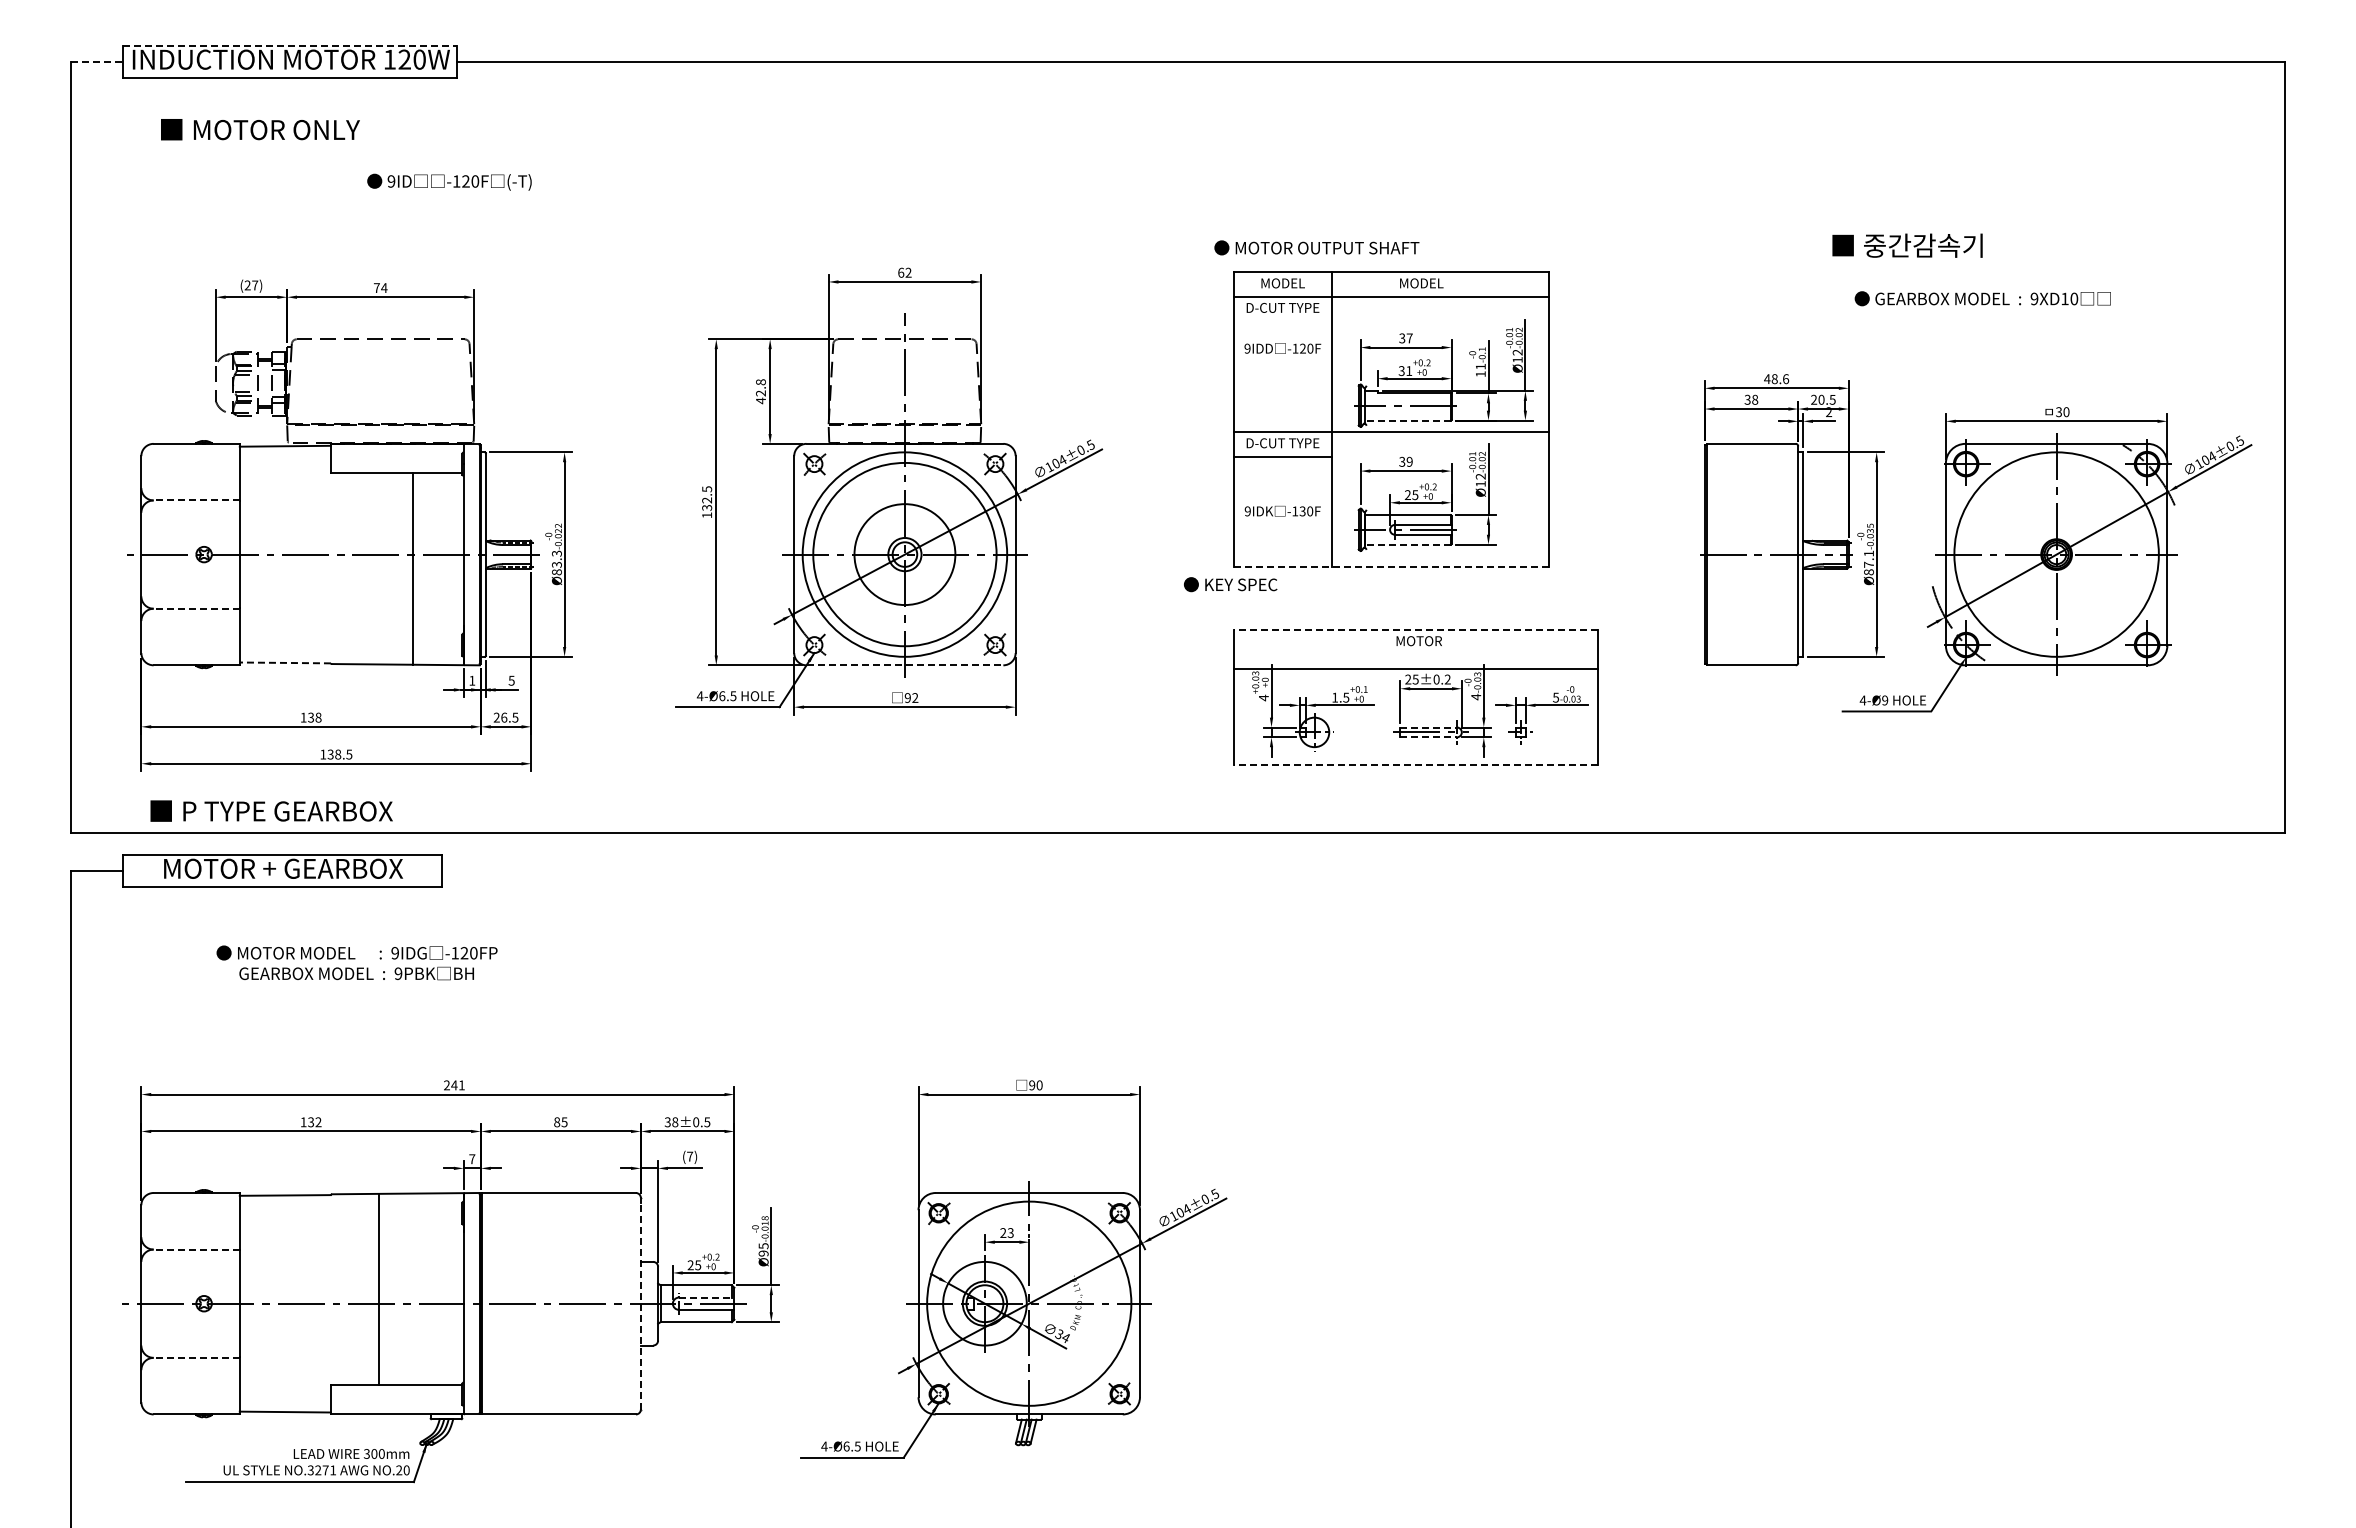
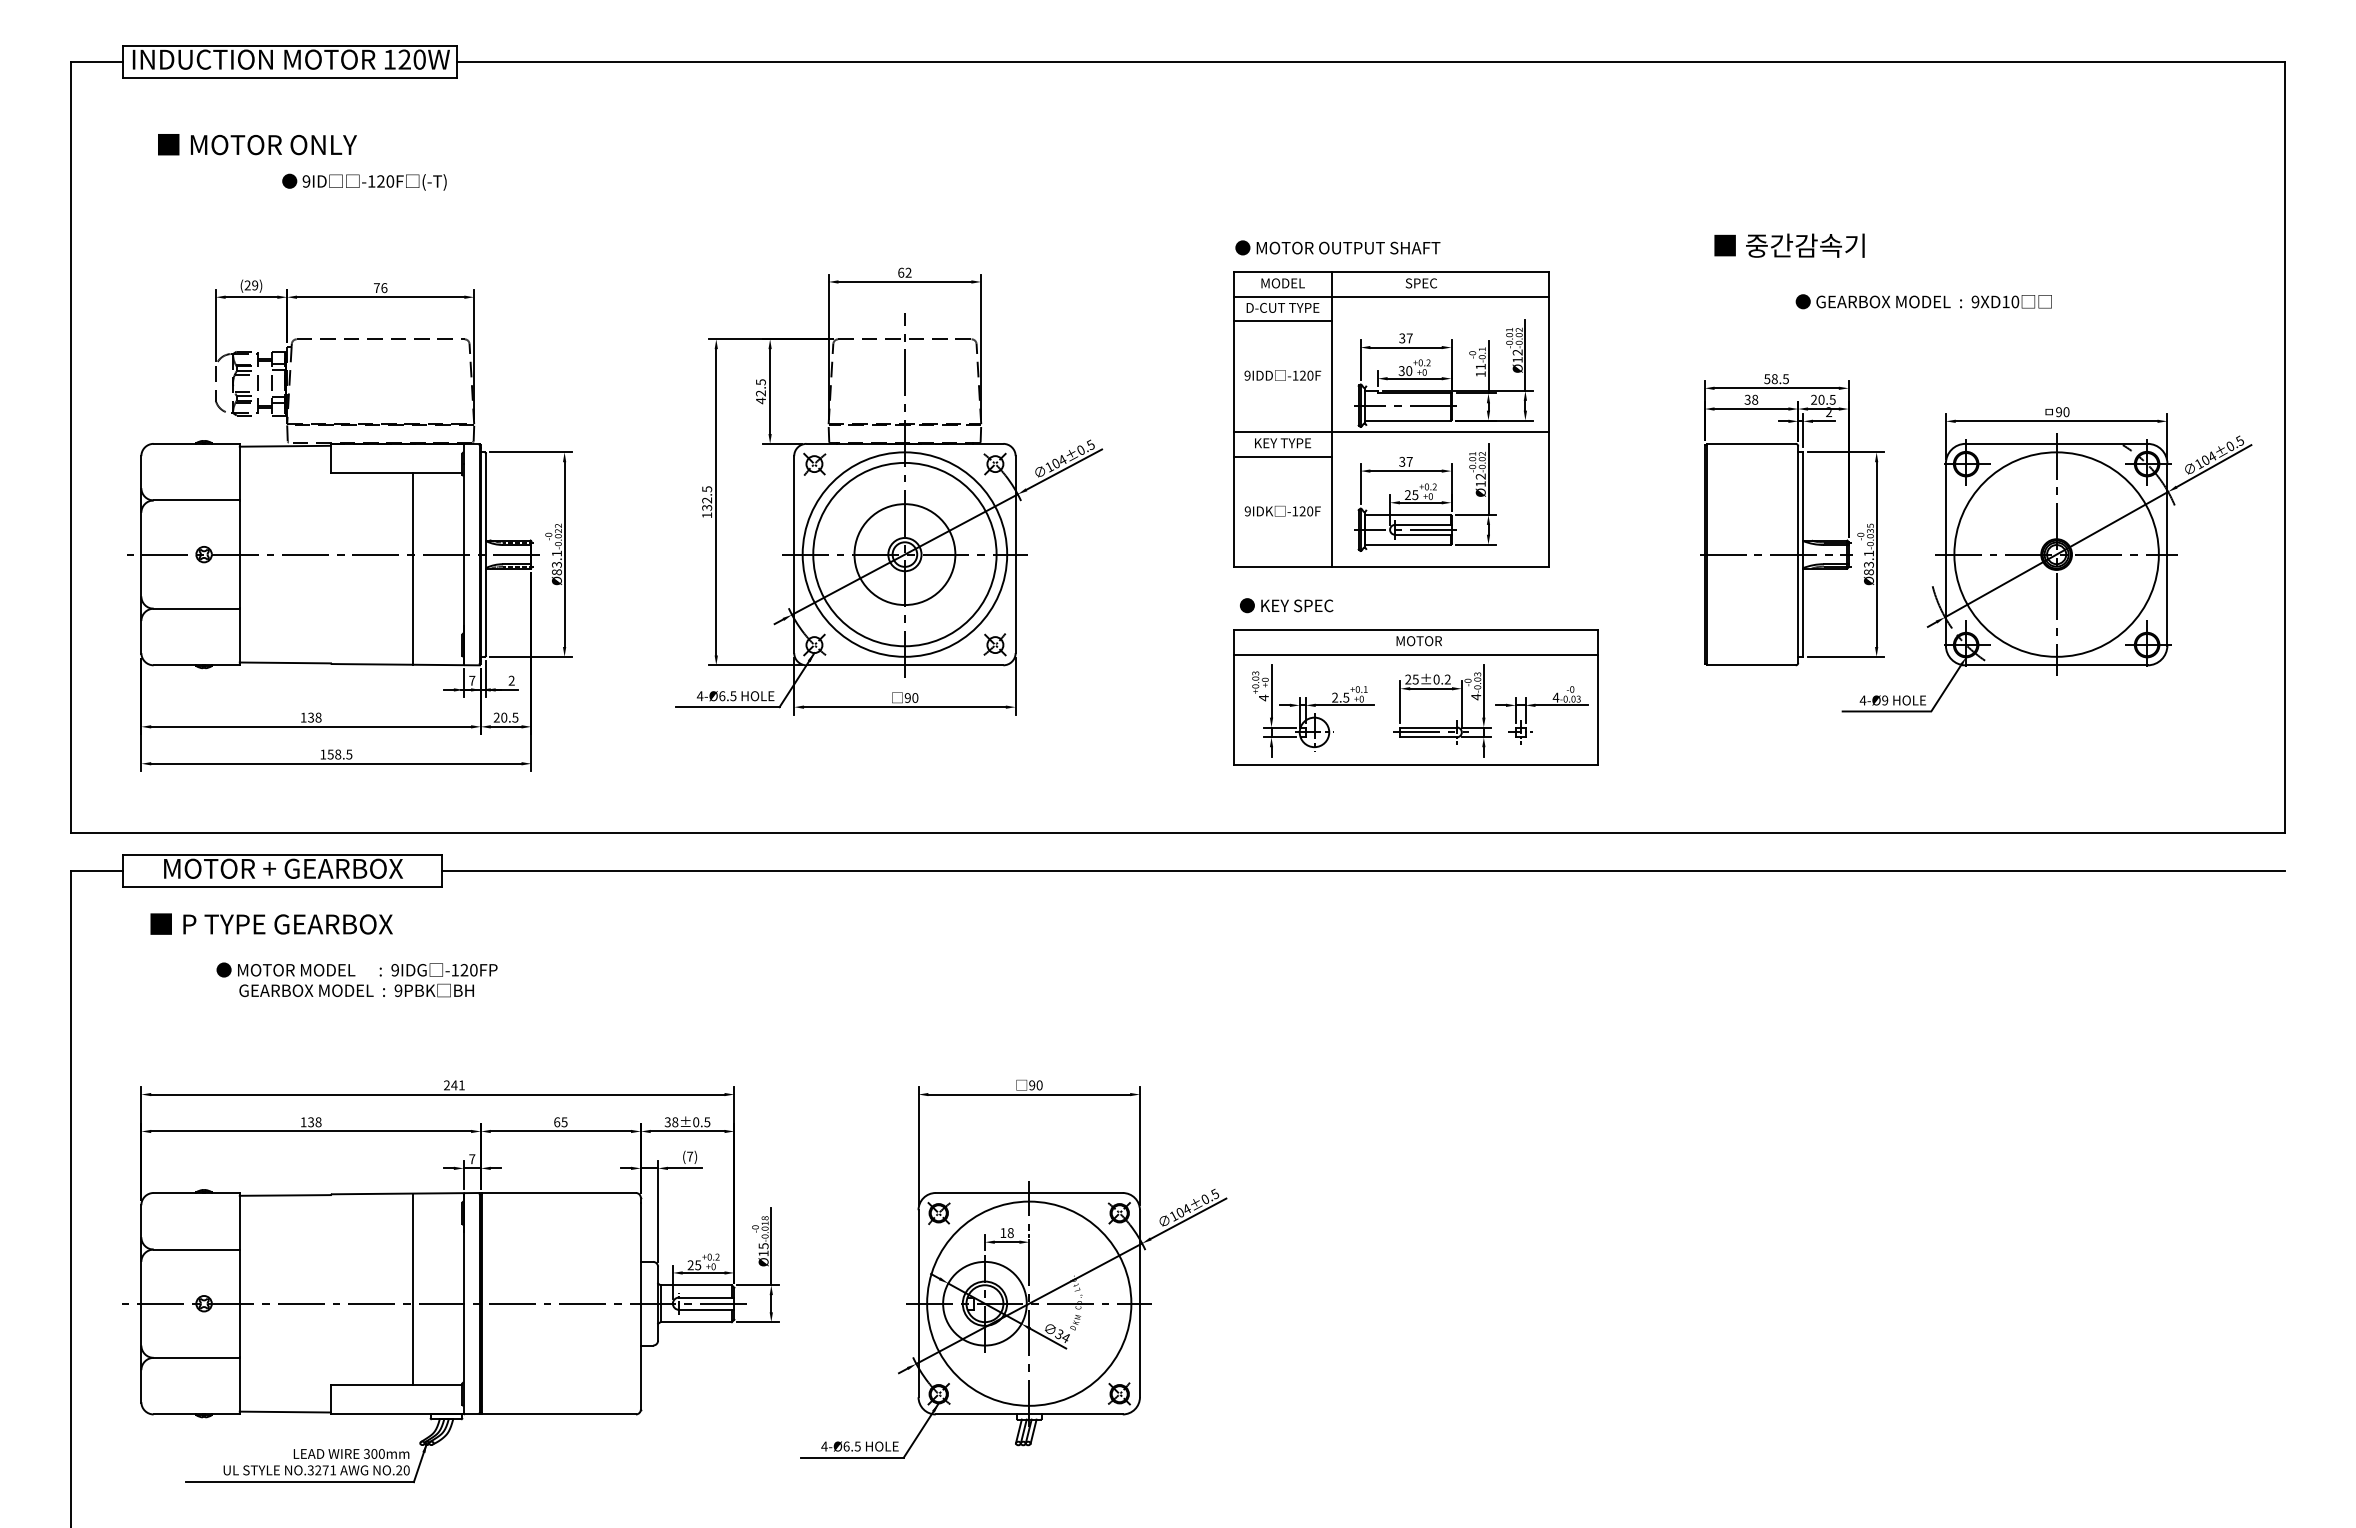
line: dashed -> solid (290, 45)
line: dashed -> solid (97, 61)
text position: (260, 129) -> (257, 144) (257, 144)
text position: (449, 181) -> (364, 181) (364, 181)
text position: (1907, 245) -> (1789, 245) (1789, 245)
text position: (1316, 247) -> (1337, 247) (1337, 247)
text: MODEL -> SPEC (1421, 283)
text: (27) -> (29) (255, 285)
text: 74 -> 76 (384, 288)
text position: (1982, 298) -> (1923, 301) (1923, 301)
line: none -> present (1282, 321)
text position: (1282, 348) -> (1282, 375) (1282, 375)
text: 31 -> 30 (1409, 371)
text: 48.6 -> 58.5 (1776, 379)
text: 42.8 -> 42.5 (760, 382)
text: 30 -> 90 (2058, 412)
line: dashed -> solid (1408, 420)
text: D-CUT TYPE -> KEY TYPE (1282, 443)
text: 39 -> 37 (1409, 461)
line: dashed -> solid (196, 500)
text: -130F -> -120F (1302, 511)
line: dashed -> solid (1408, 544)
text: Ø83.3 -> Ø83.1 (556, 553)
text: Ø87.1 -> Ø83.1 (1868, 564)
line: dashed -> solid (1391, 567)
text position: (1230, 584) -> (1286, 605) (1286, 605)
line: dashed -> solid (196, 608)
line: dashed -> solid (1415, 629)
line: dashed -> solid (285, 662)
line: dashed -> solid (905, 665)
line position: (1415, 668) -> (1415, 654) (1415, 654)
text: 1 -> 7 (472, 680)
text: 5 -> 2 (511, 680)
text: 92 -> 90 (915, 697)
text: 1.5 -> 2.5 (1335, 697)
text: 5 -> 4 (1555, 697)
text: 26.5 -> 20.5 (504, 717)
line: dashed -> solid (1429, 727)
line: dashed -> solid (1429, 737)
text: 138.5 -> 158.5 (330, 753)
line: dashed -> solid (1415, 765)
text position: (271, 810) -> (271, 923) (271, 923)
line: none -> present (1363, 871)
text position: (356, 962) -> (356, 979) (356, 979)
text: 132 -> 138 (318, 1122)
text: 85 -> 65 (557, 1122)
text: 23 -> 18 (1006, 1232)
line: dashed -> solid (196, 1249)
text: Ø95 -> Ø15 (763, 1253)
line position: (379, 1289) -> (413, 1289) (413, 1289)
line: dashed -> solid (706, 1297)
line: dashed -> solid (640, 1305)
line: dashed -> solid (196, 1357)
